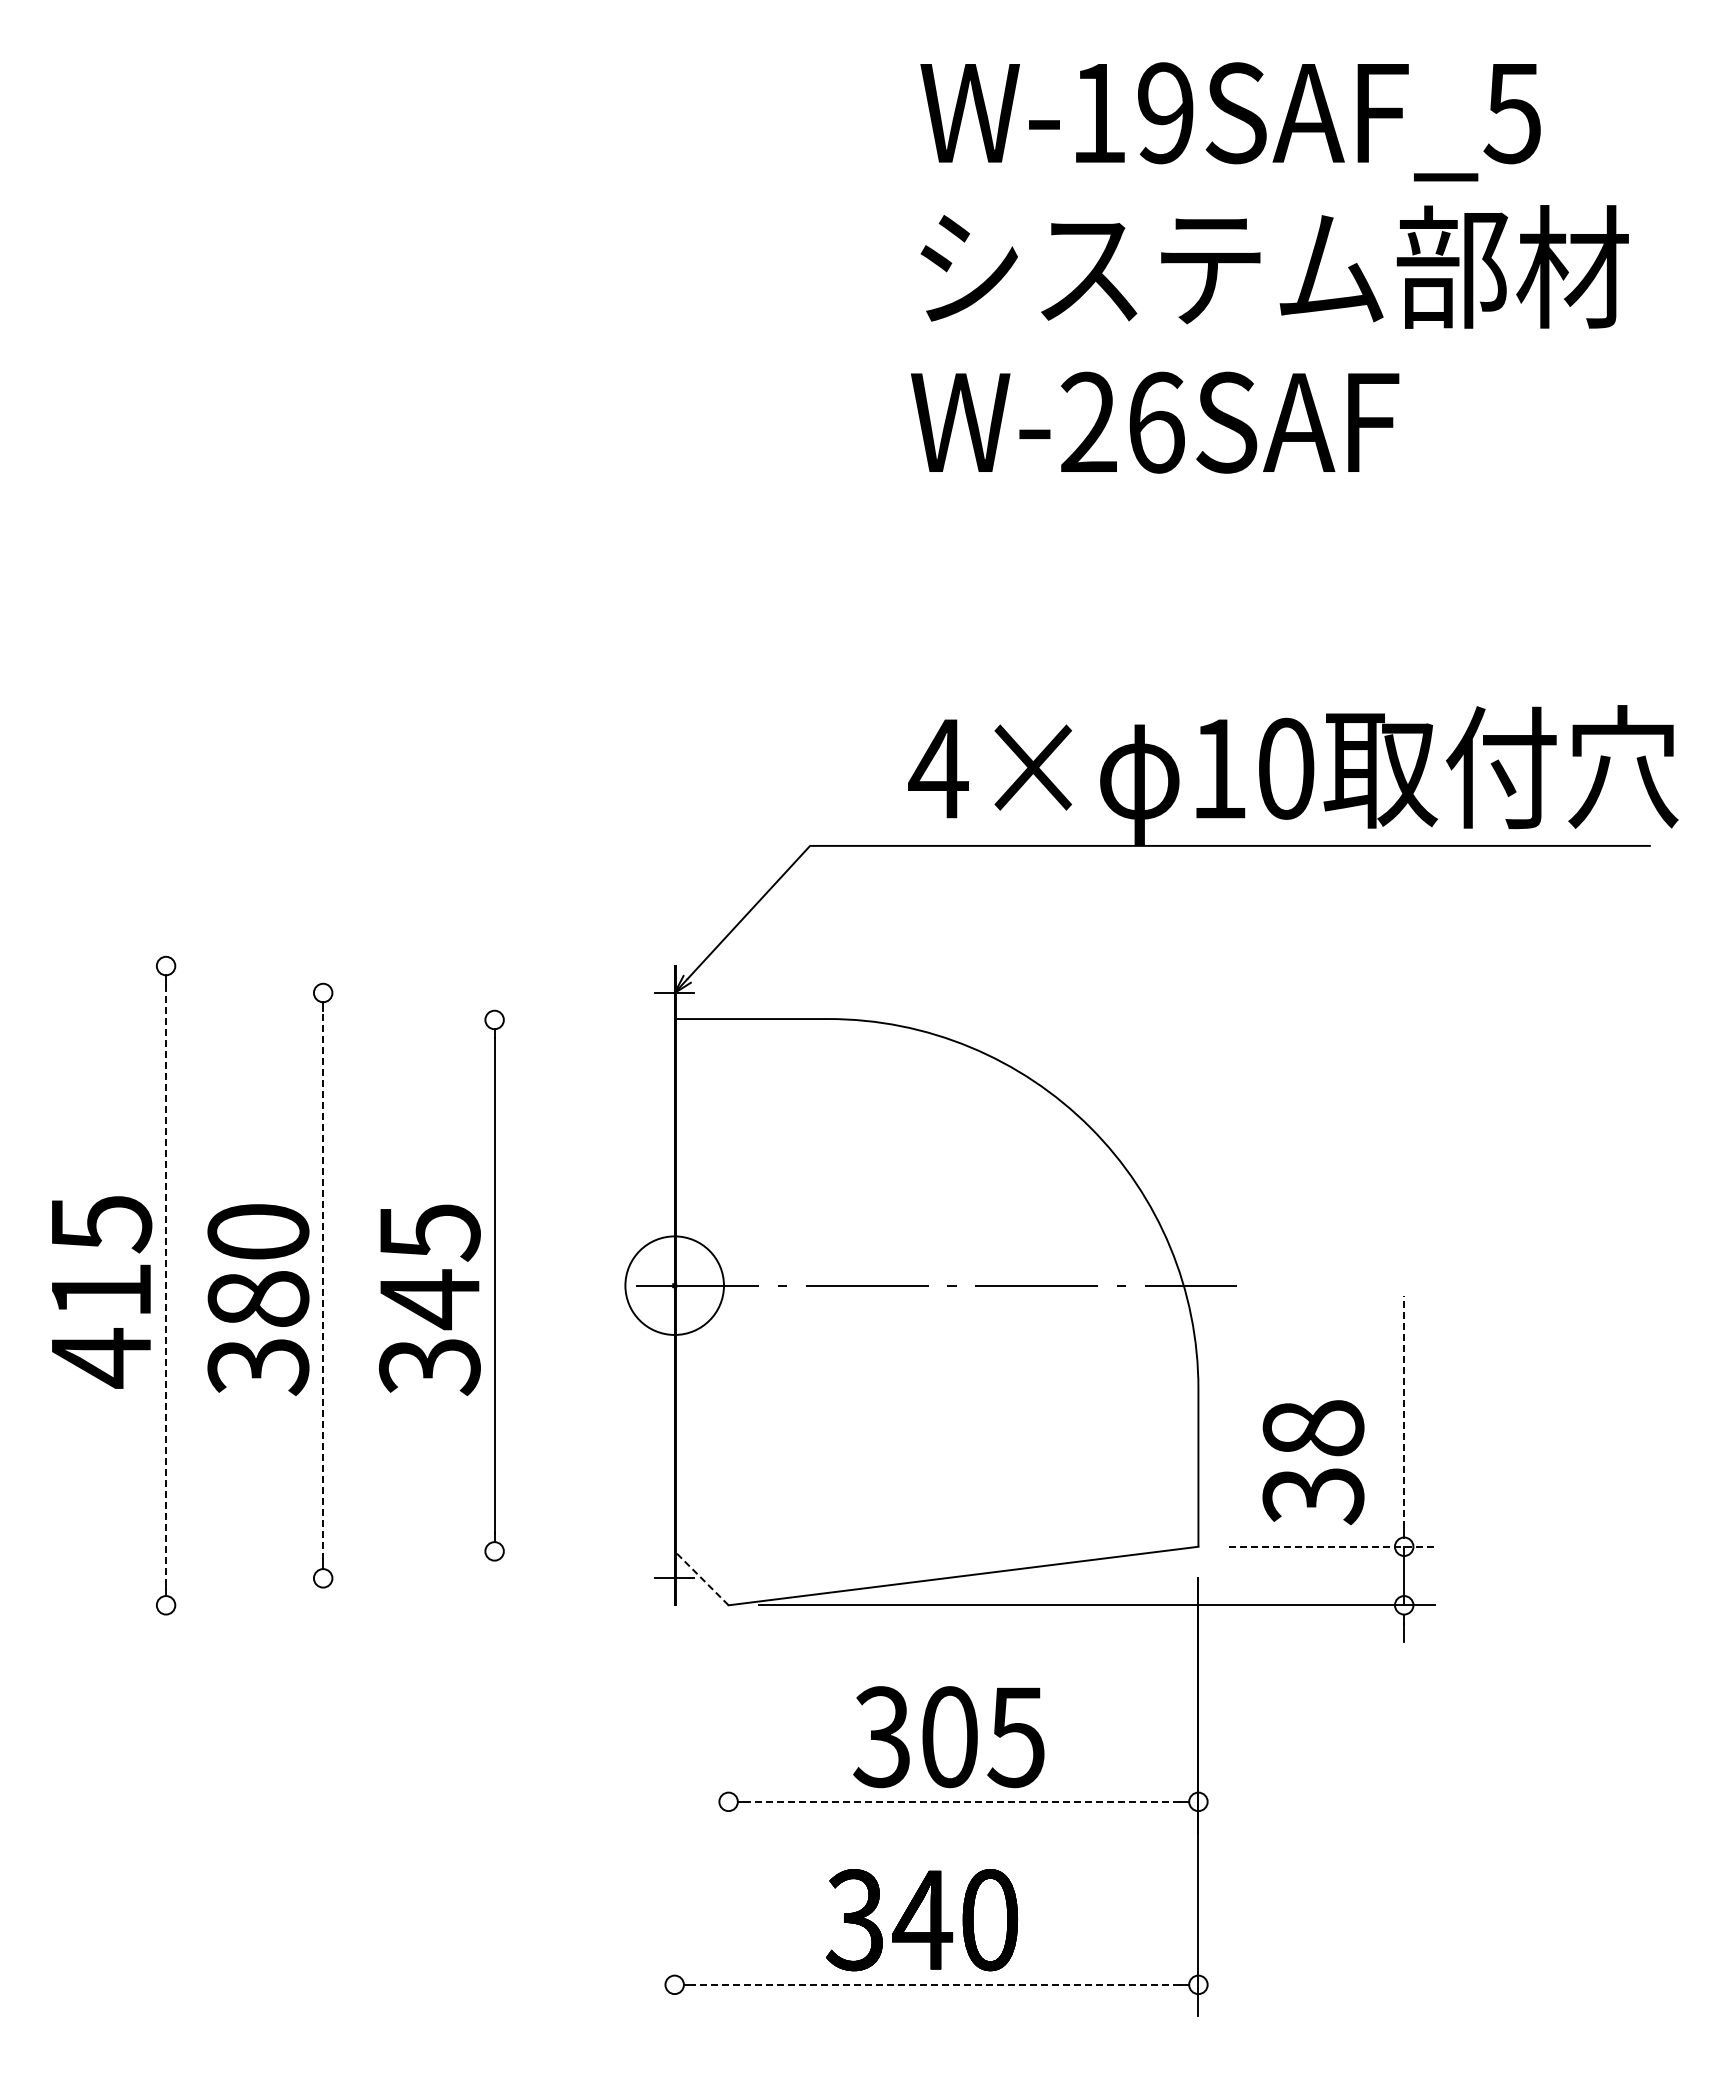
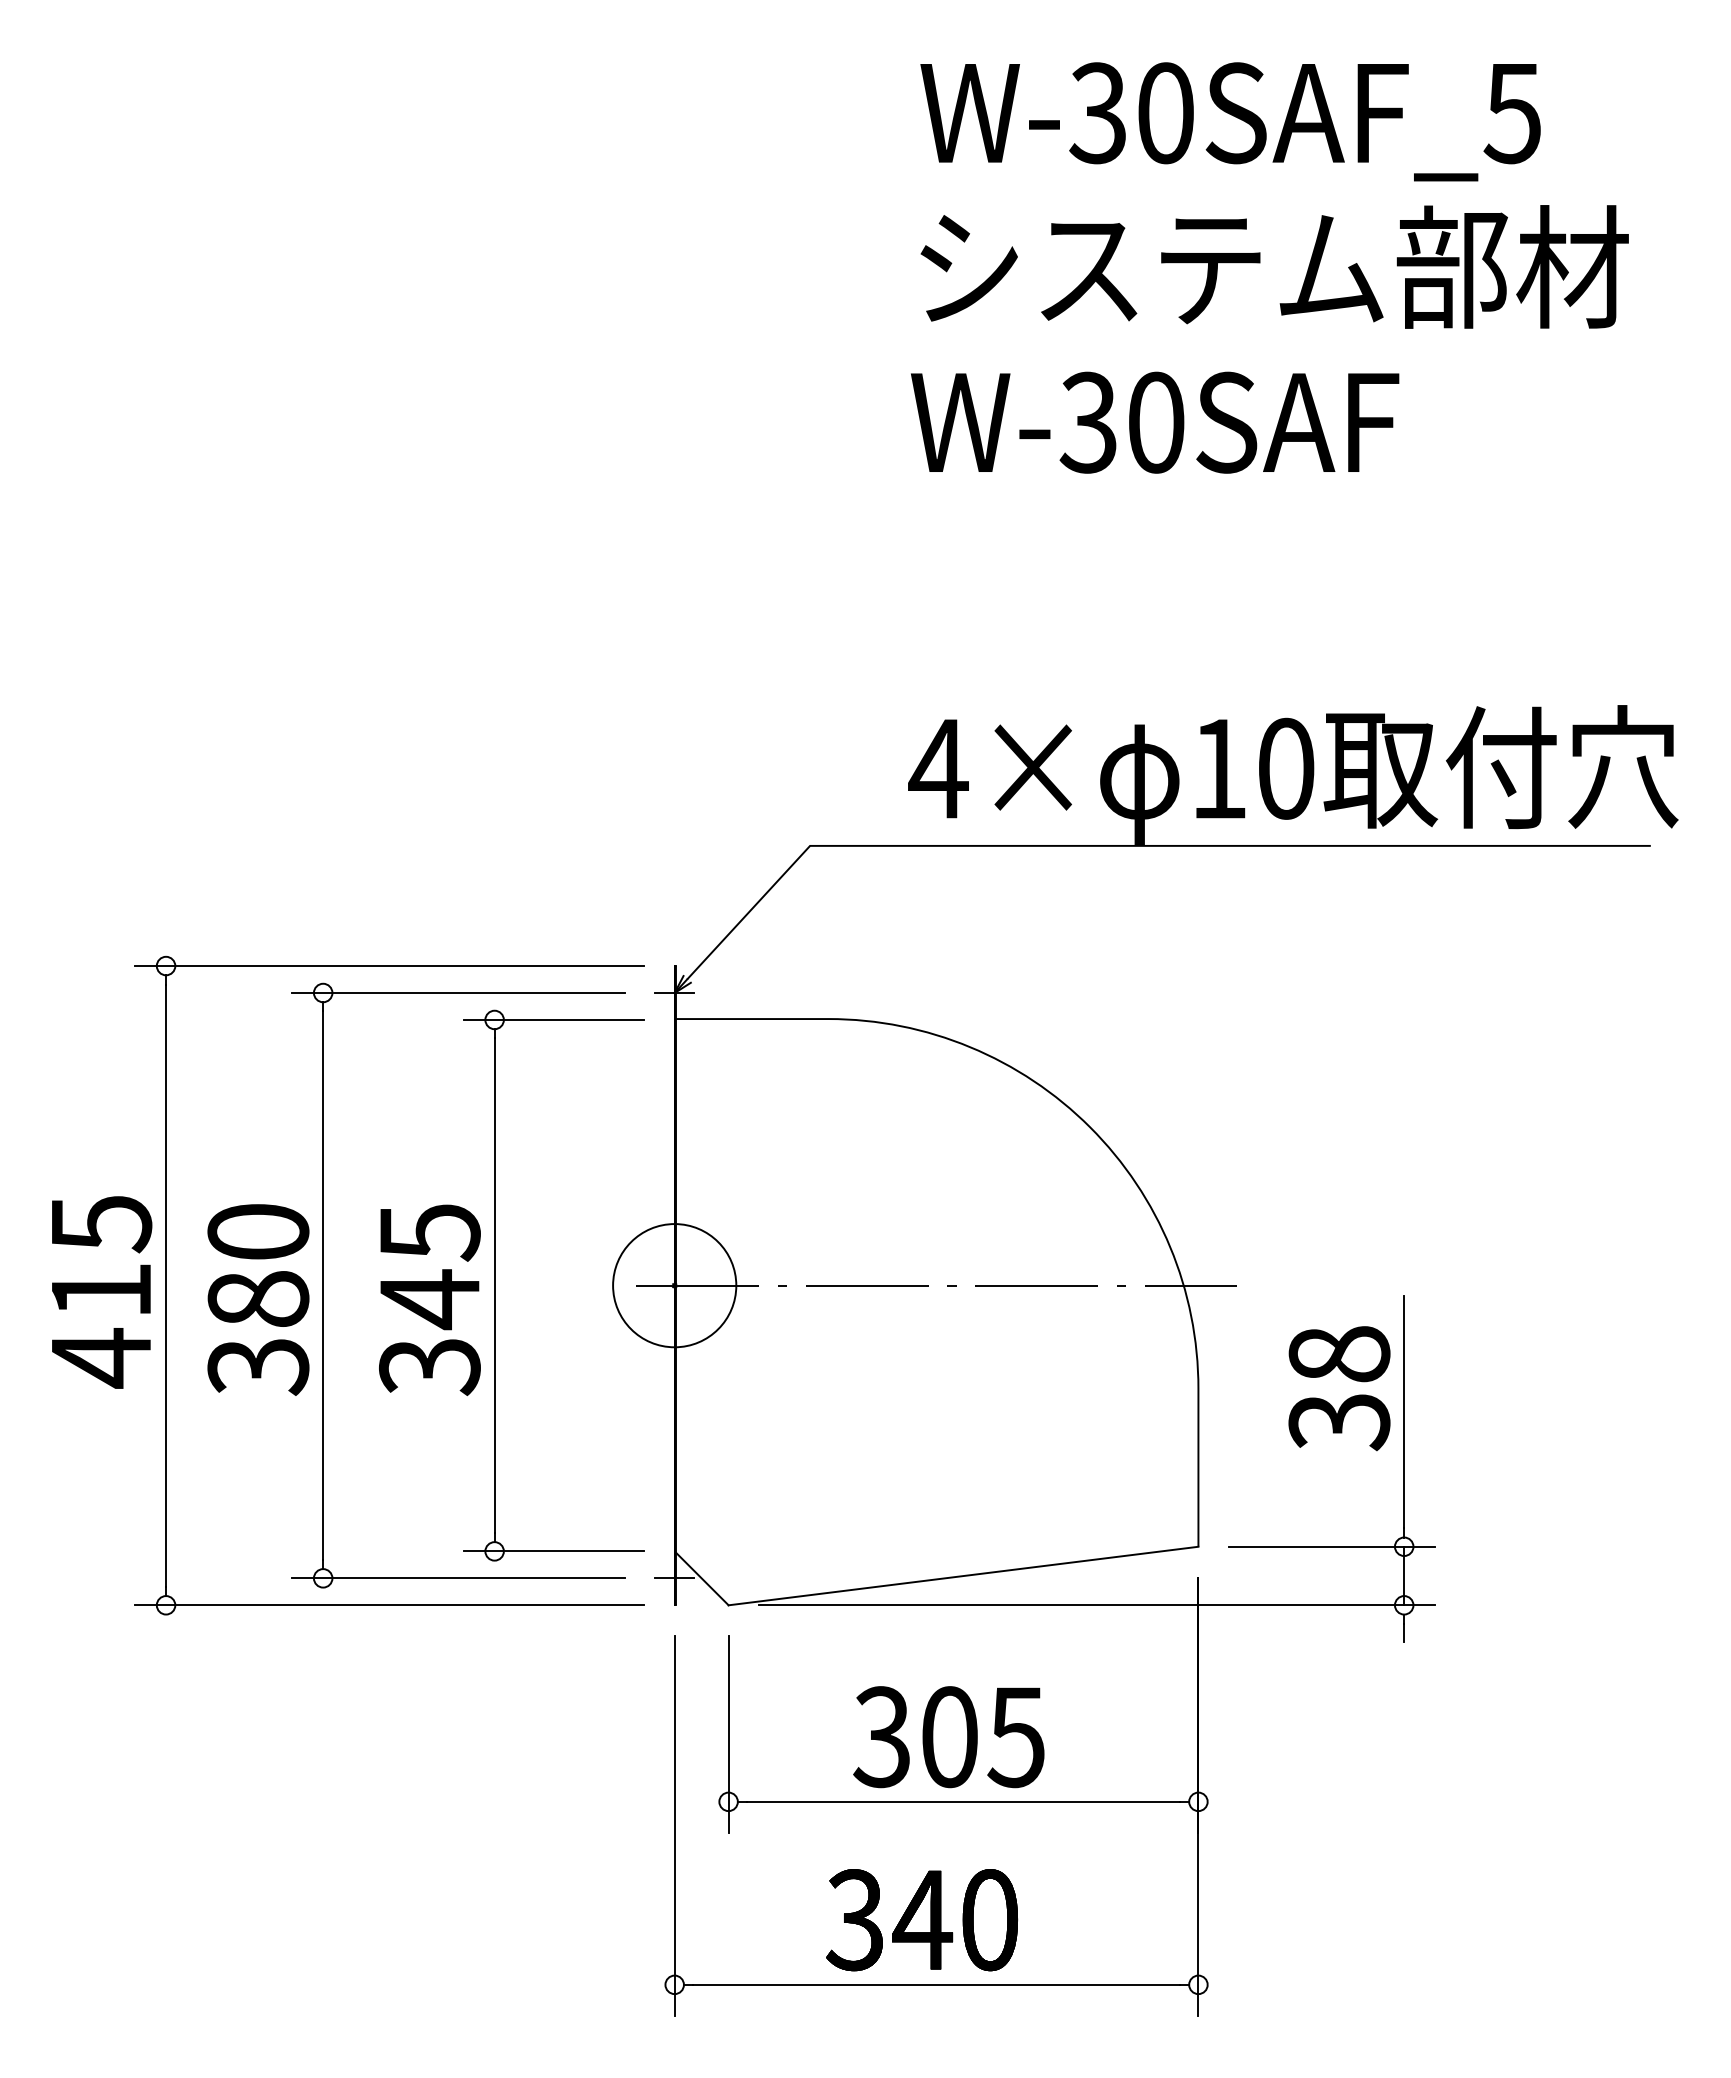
text: W-19SAF_5 -> W-30SAF_5 (1131, 113)
text: W-26SAF -> W-30SAF (1121, 422)
line: none -> present (389, 966)
line: none -> present (458, 993)
line: none -> present (553, 1019)
line: dashed -> solid (323, 1285)
circle diameter: 99 px -> 123 px (674, 1285)
line: dashed -> solid (166, 1286)
line: dashed -> solid (1404, 1411)
text position: (1313, 1462) -> (1339, 1388) (1339, 1388)
line: dashed -> solid (1332, 1546)
line: none -> present (553, 1551)
line: none -> present (458, 1578)
line: dashed -> solid (701, 1578)
line: none -> present (389, 1605)
line: none -> present (728, 1734)
line: dashed -> solid (963, 1801)
line: none -> present (674, 1825)
line: dashed -> solid (936, 1984)
